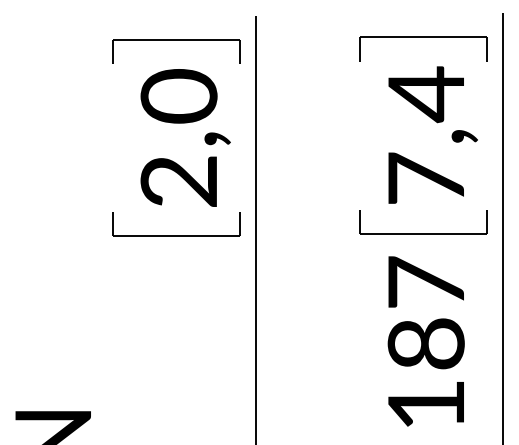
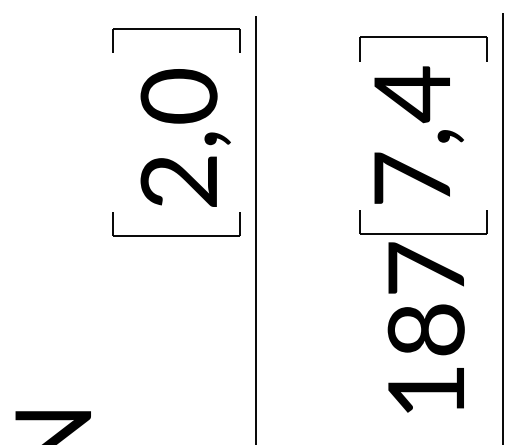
part position: (176, 40) -> (176, 29) (176, 29)
text position: (432, 134) -> (418, 134) (418, 134)
text position: (425, 341) -> (425, 327) (425, 327)
